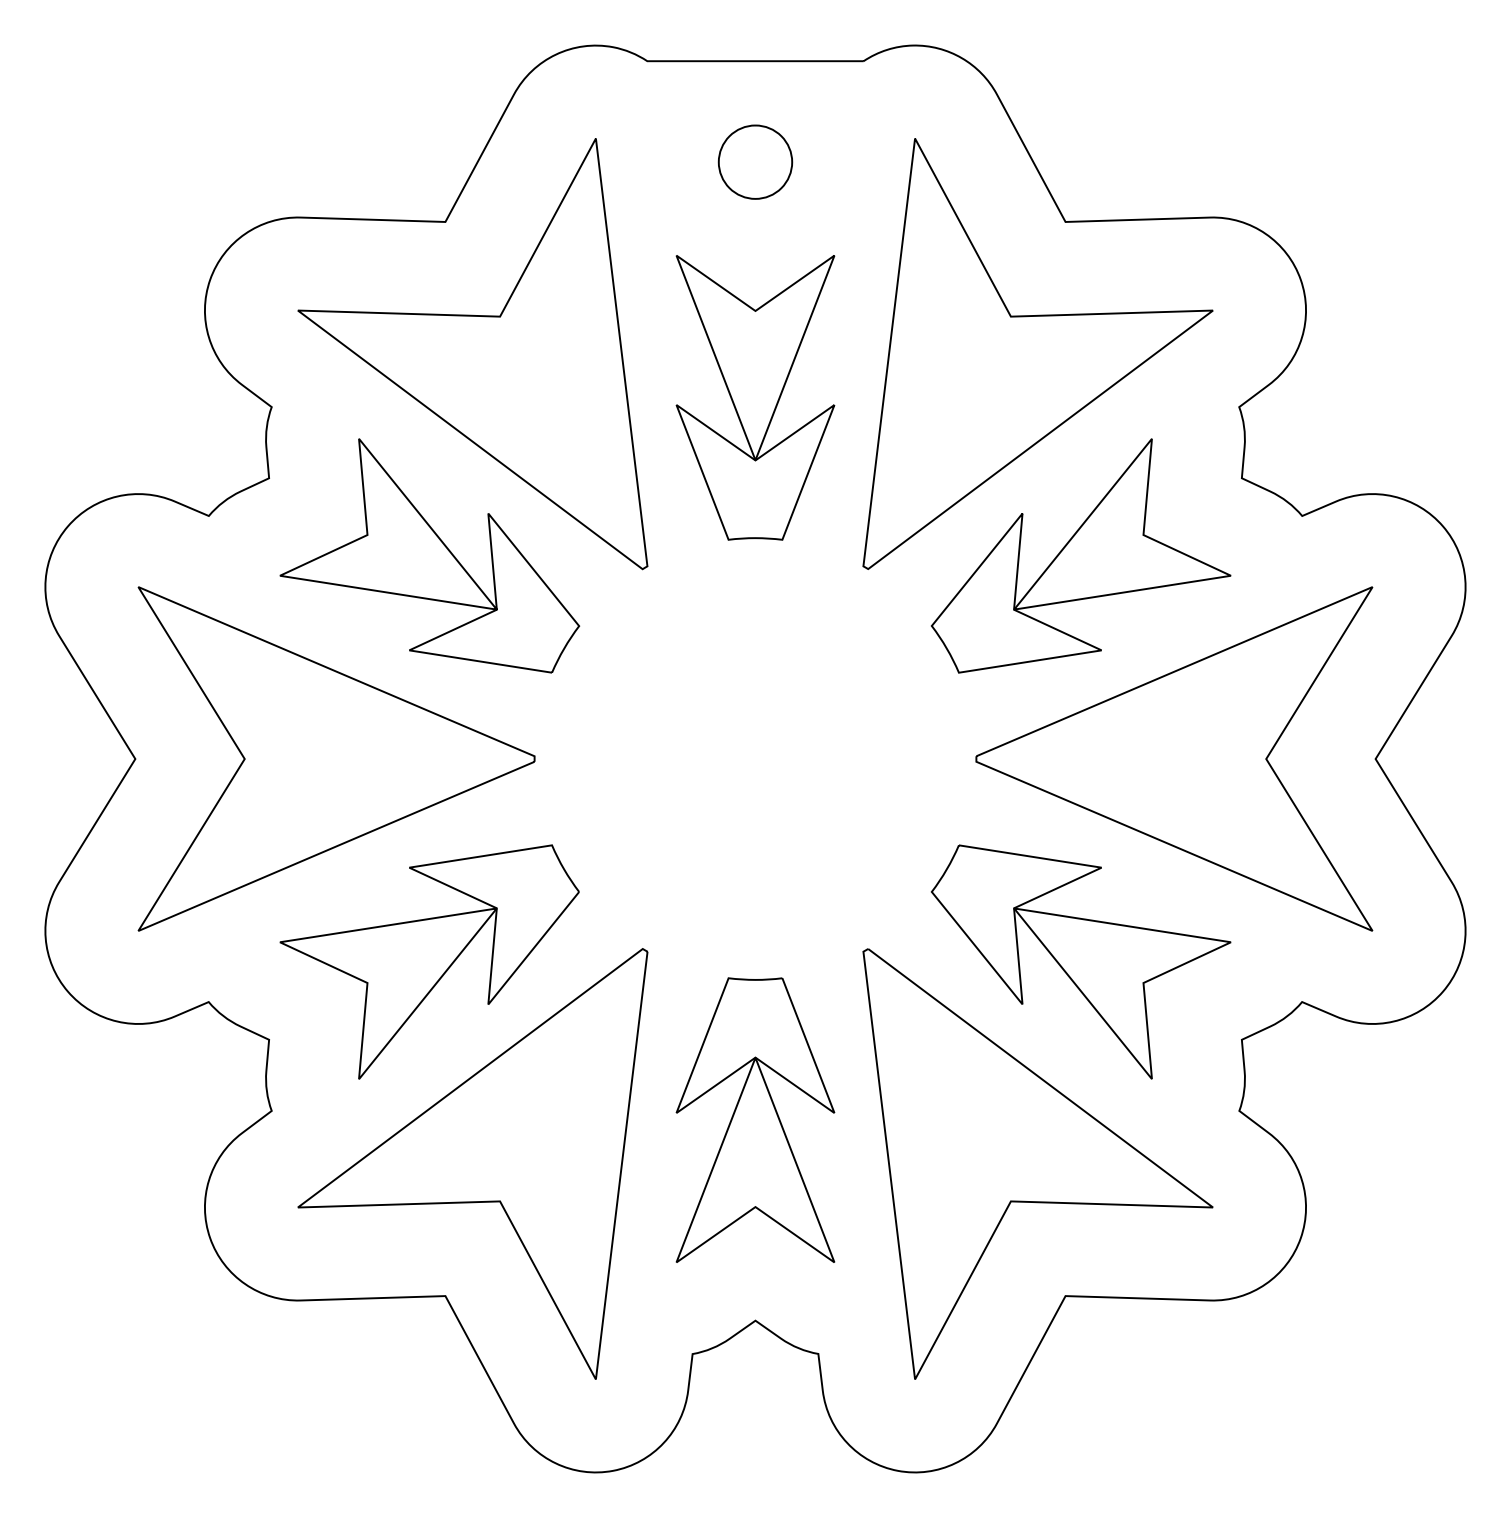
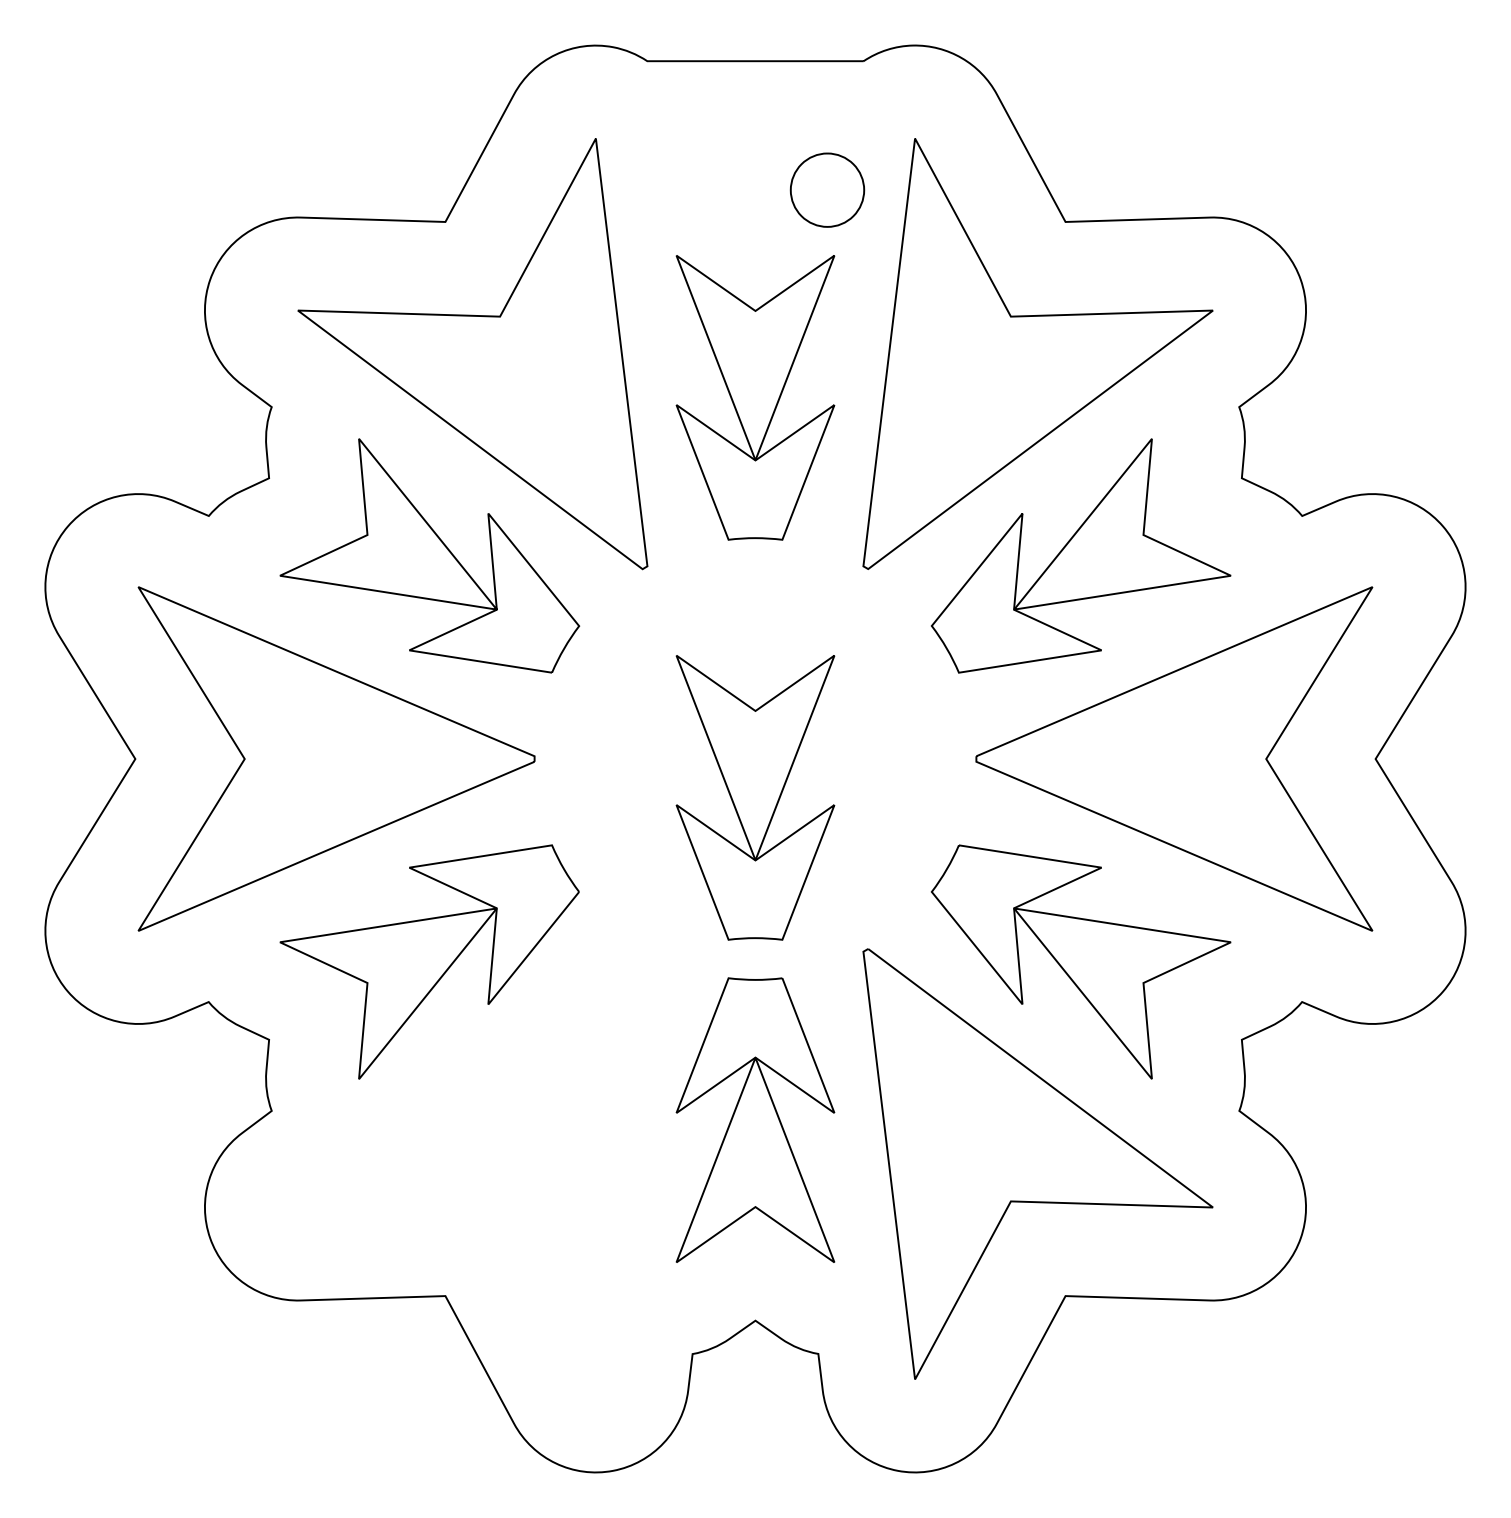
part position: (755, 161) -> (827, 189) (827, 189)
part: none -> present (755, 797)
part: present -> none (472, 1163)
